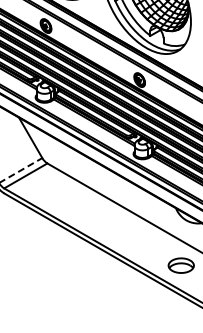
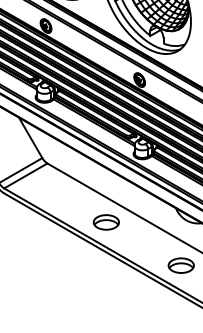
line: dashed -> solid (21, 170)
part: none -> present (105, 222)
